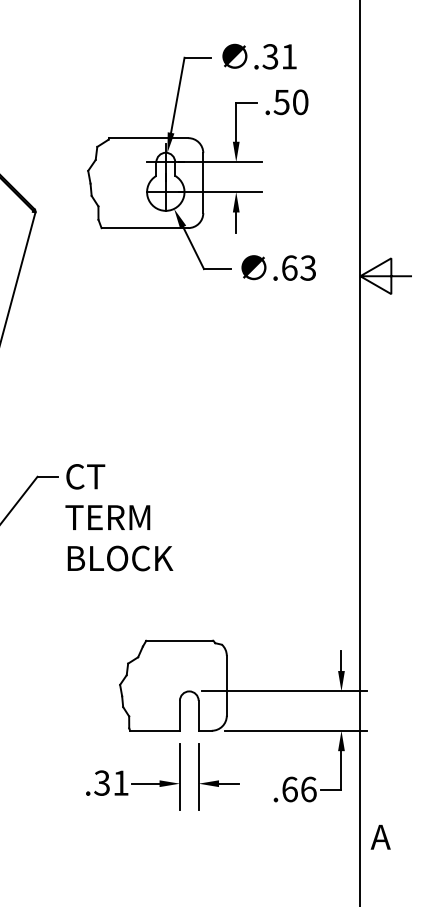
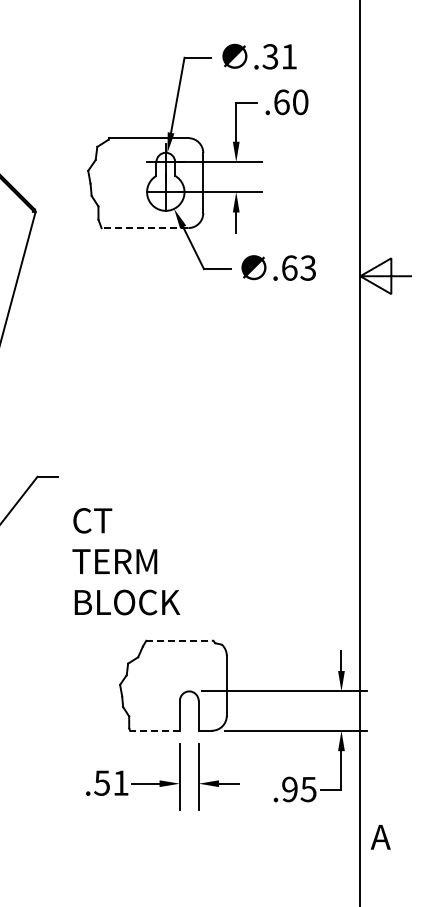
text: .50 -> .60 (281, 102)
line: solid -> dashed (144, 228)
text position: (119, 517) -> (126, 561) (126, 561)
line: solid -> dashed (179, 640)
line: solid -> dashed (155, 730)
text: .31 -> .51 (101, 782)
text: .66 -> .95 (299, 789)
